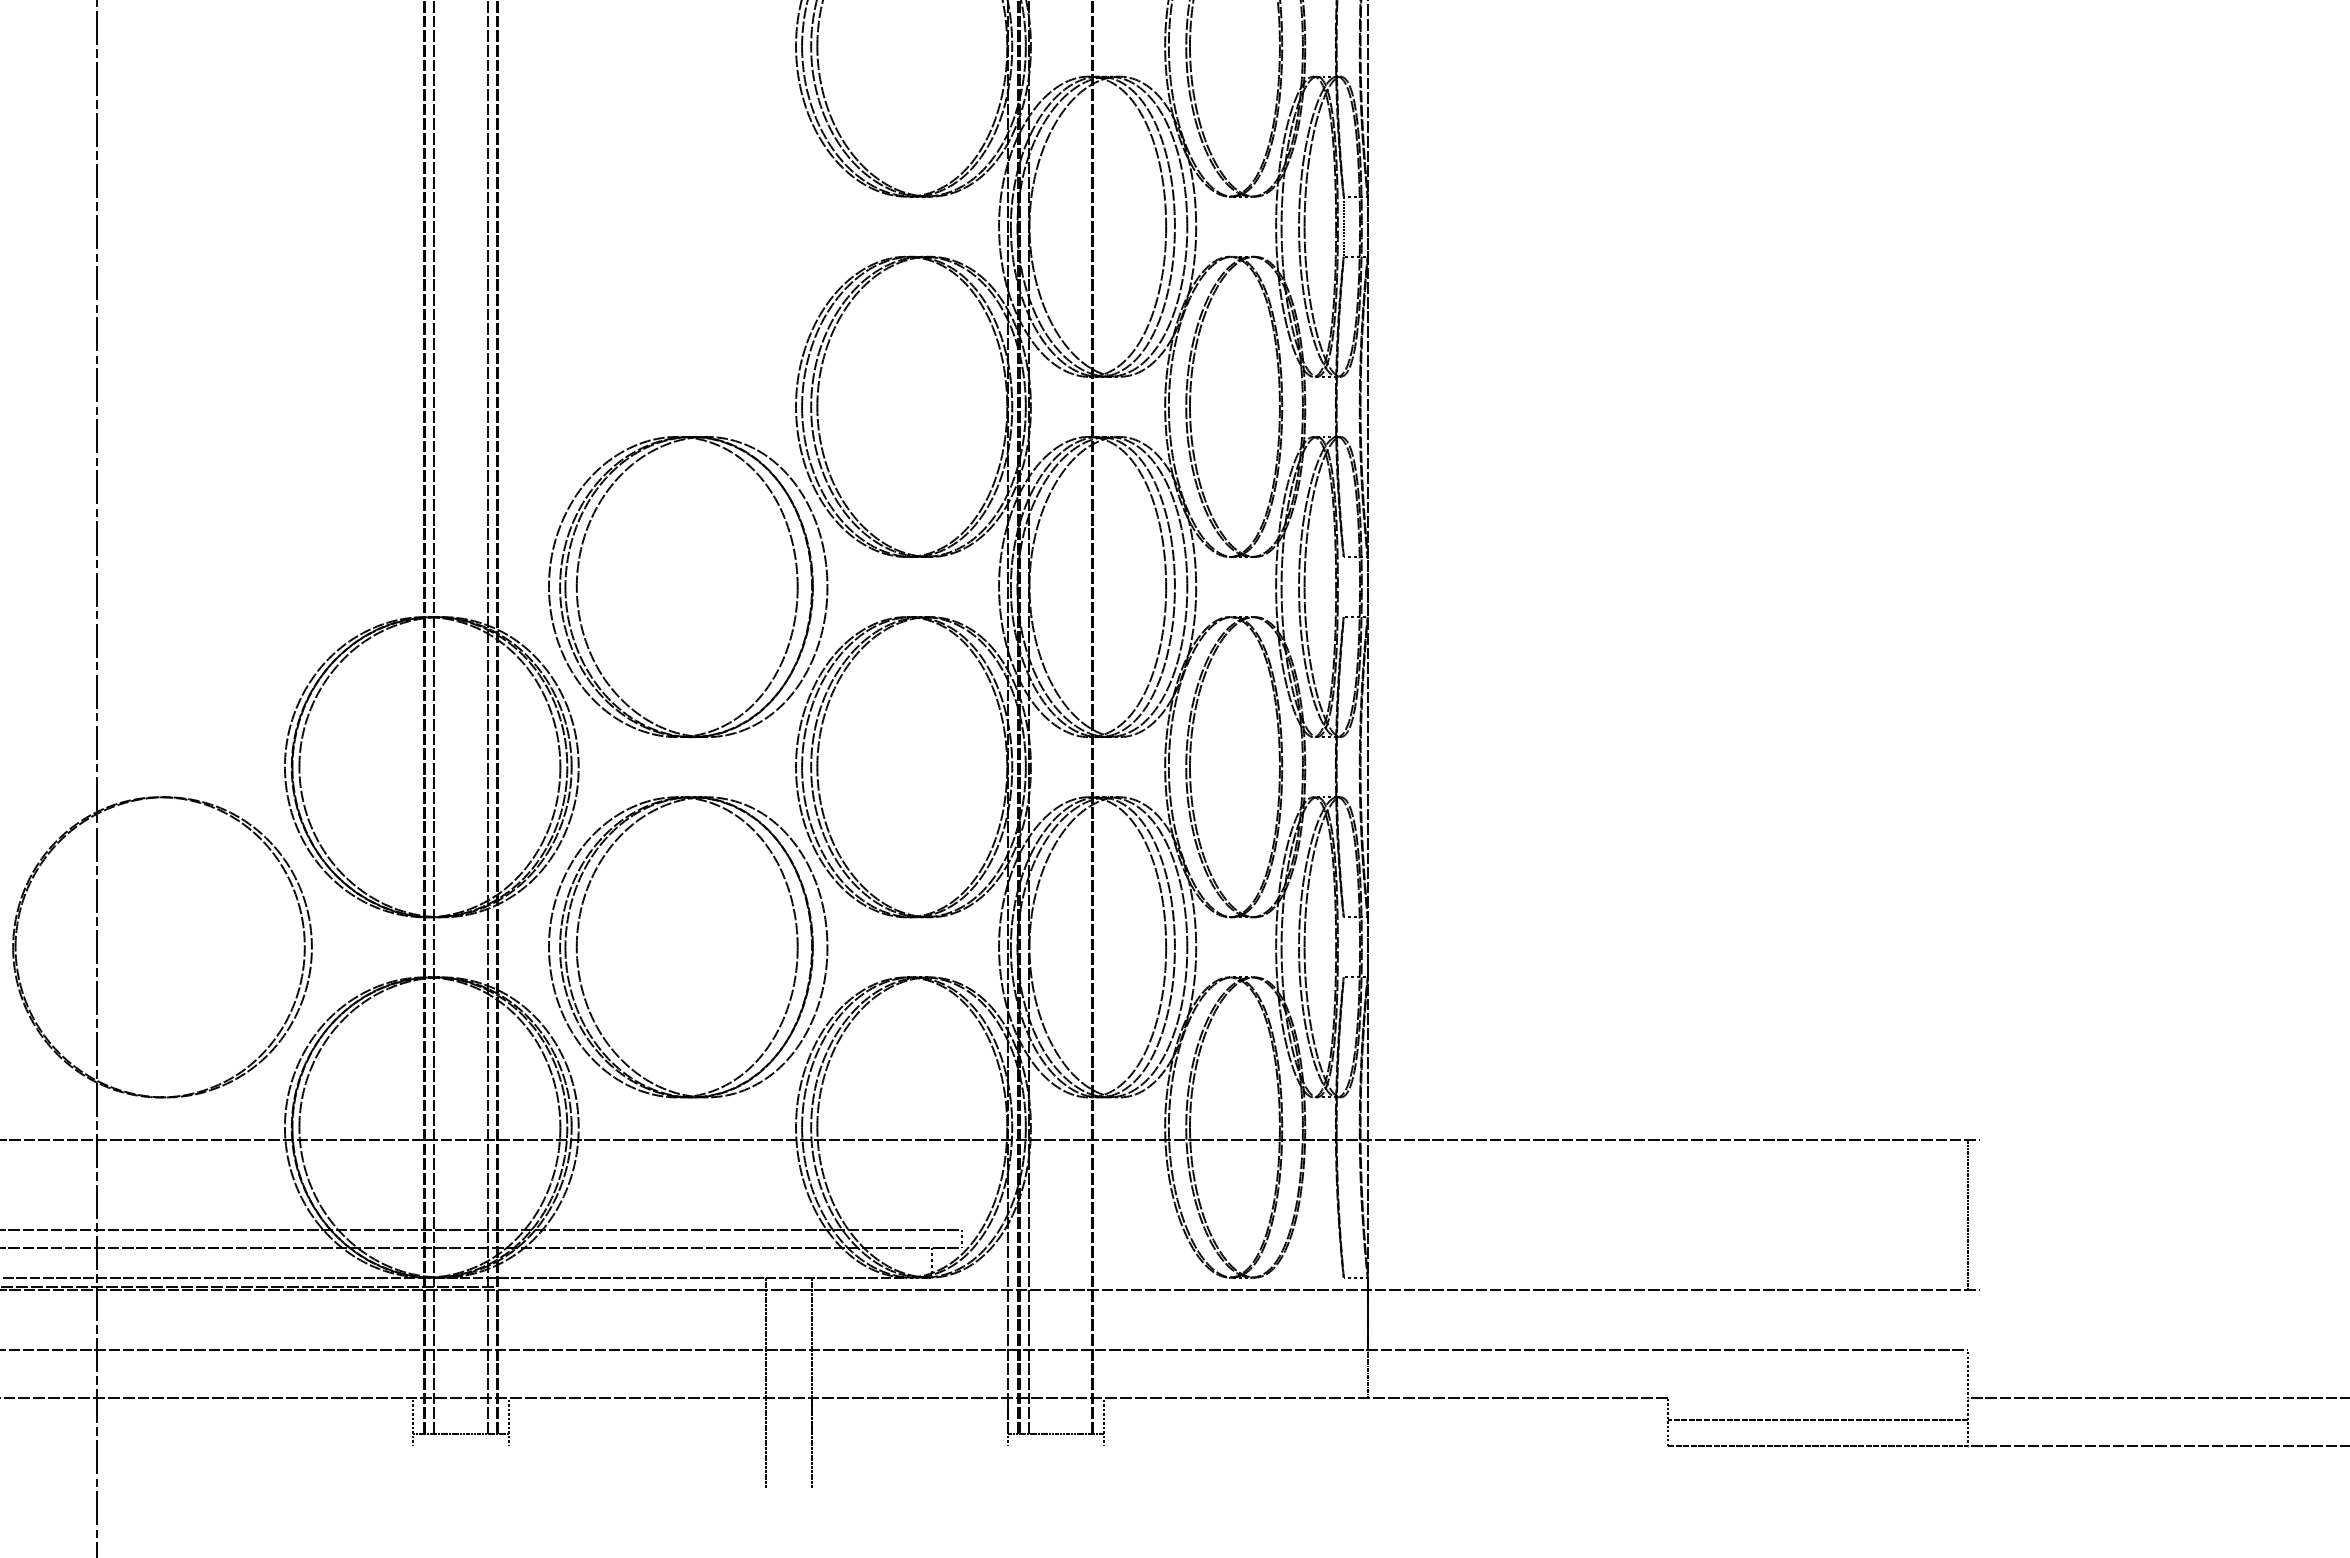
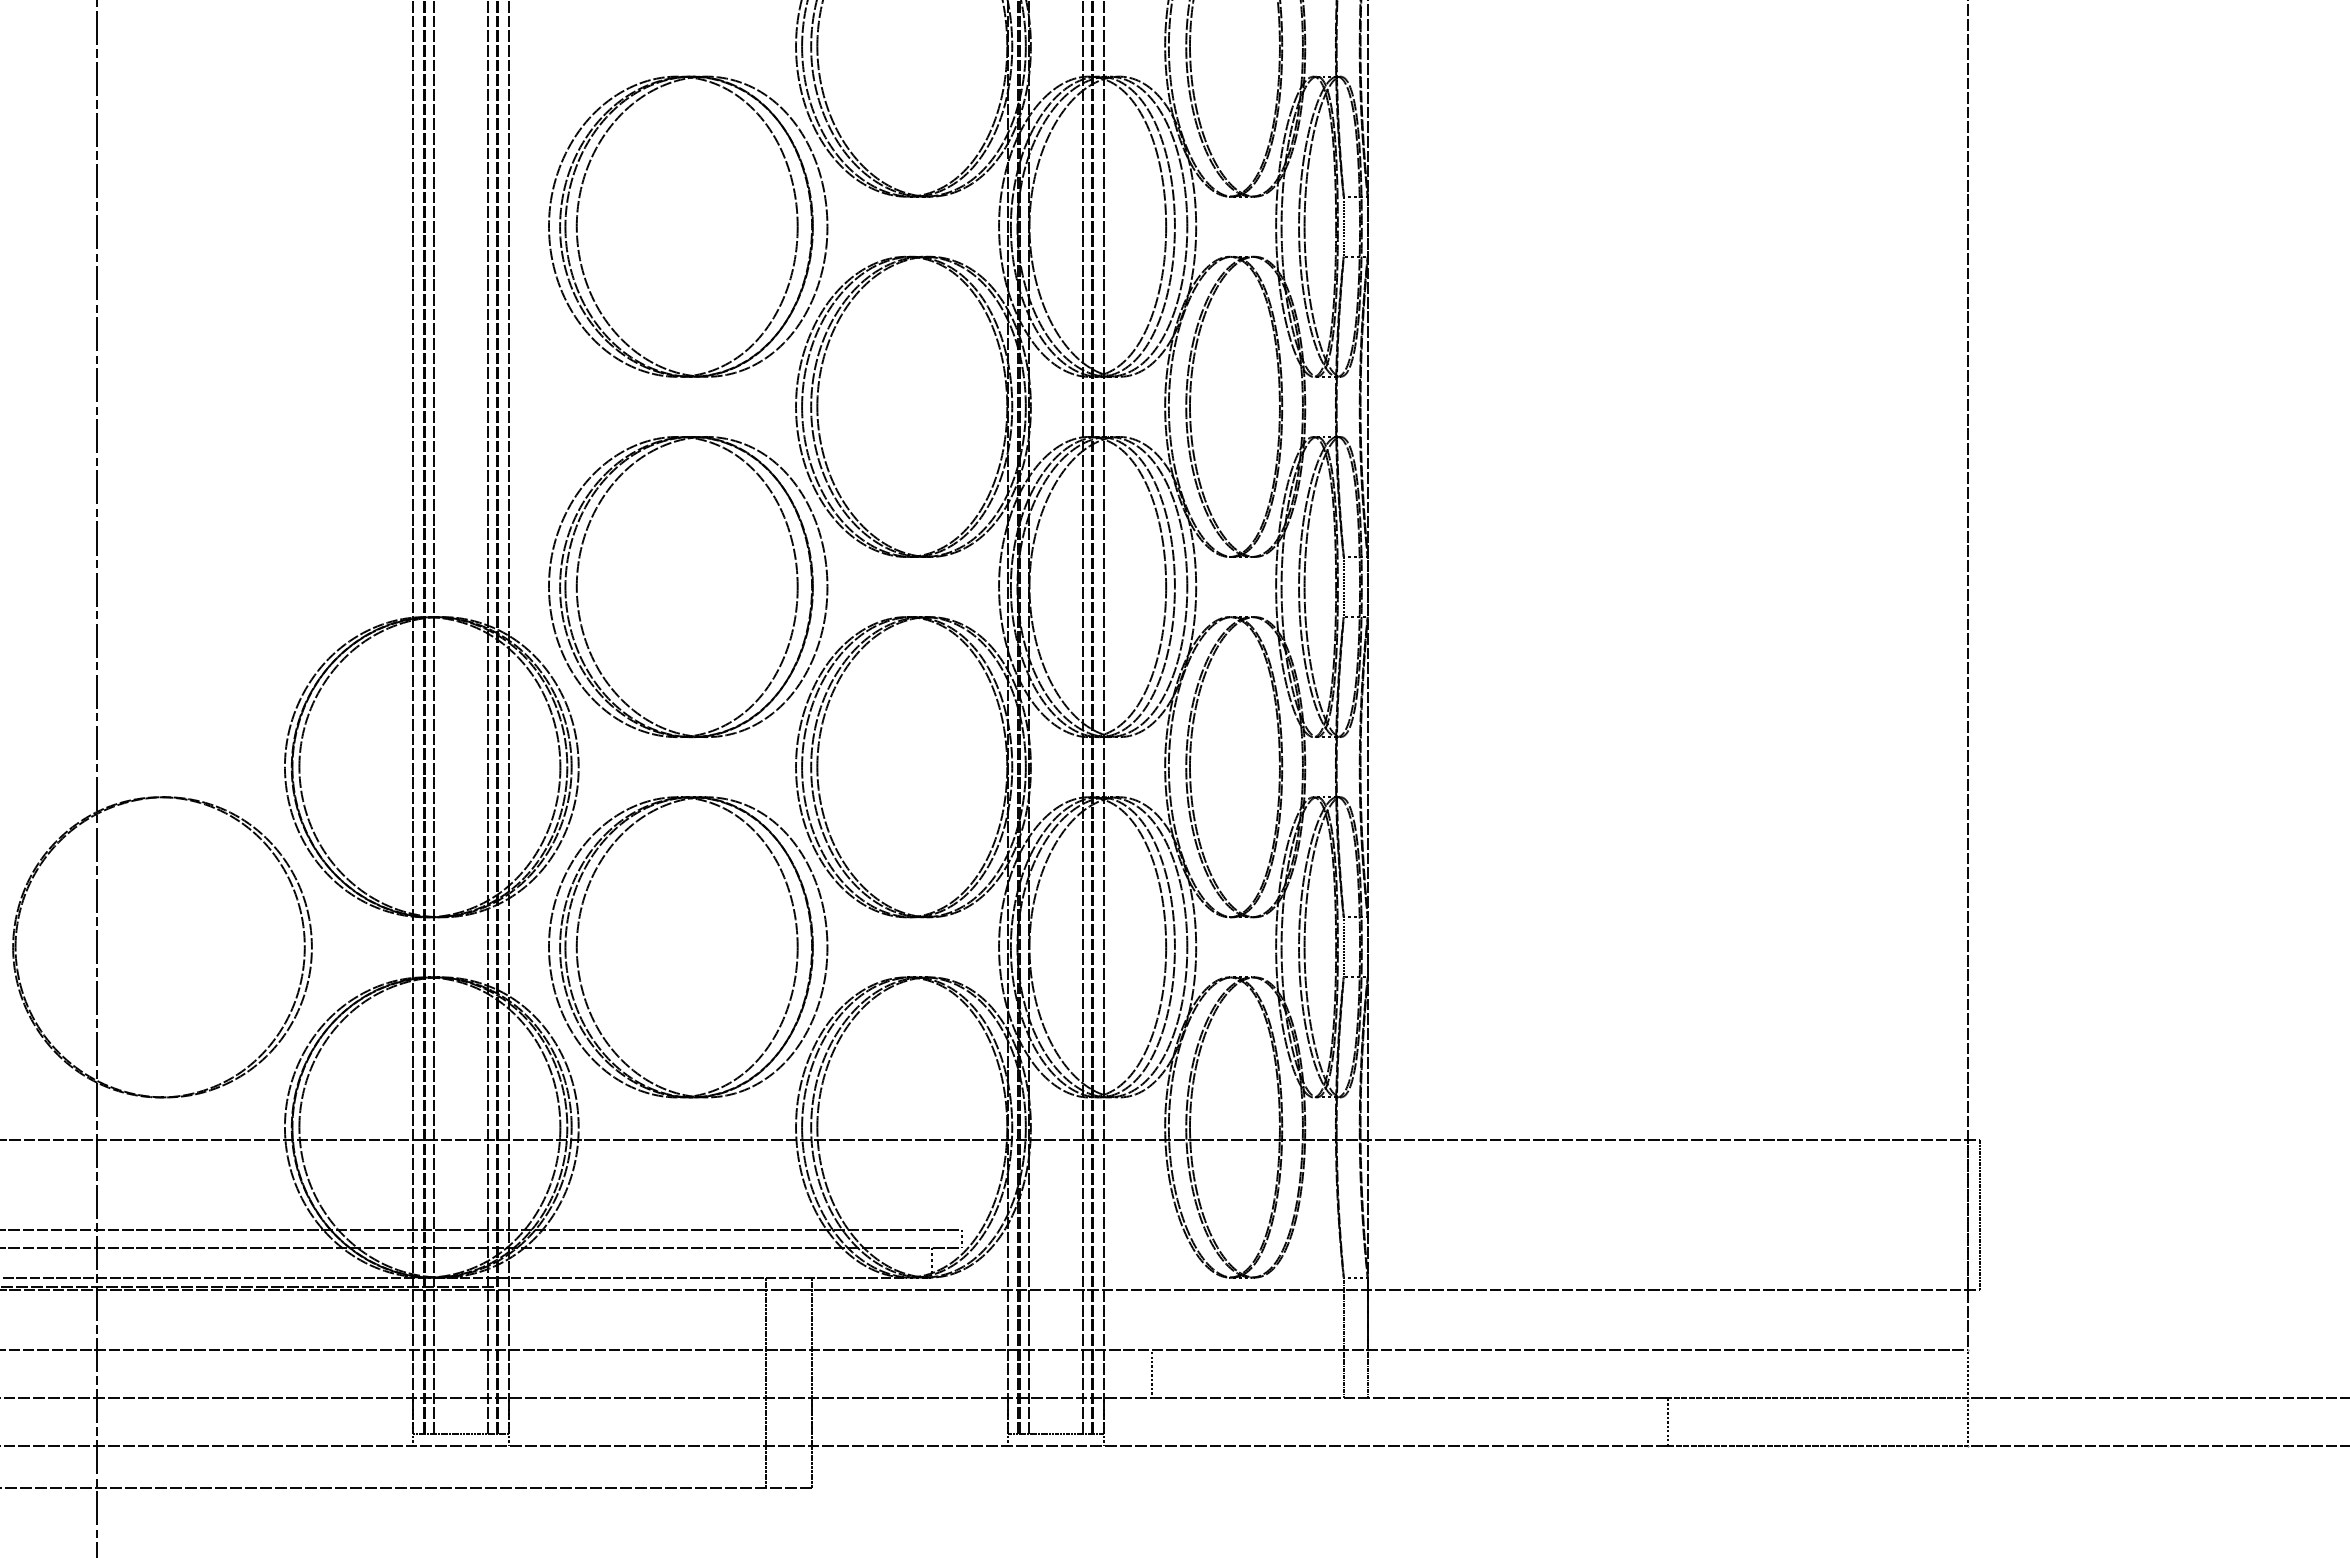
part: none -> present (796, 226)
line: none -> present (1343, 586)
line: none -> present (1968, 675)
line: none -> present (413, 717)
line: none -> present (509, 717)
line: none -> present (1082, 717)
line: none -> present (1103, 717)
line: none -> present (1343, 947)
line: none -> present (1980, 1214)
line: none -> present (1343, 1337)
line: none -> present (1151, 1373)
line position: (1818, 1419) -> (1818, 1397) (1818, 1397)
line: none -> present (835, 1445)
line: none -> present (407, 1487)
